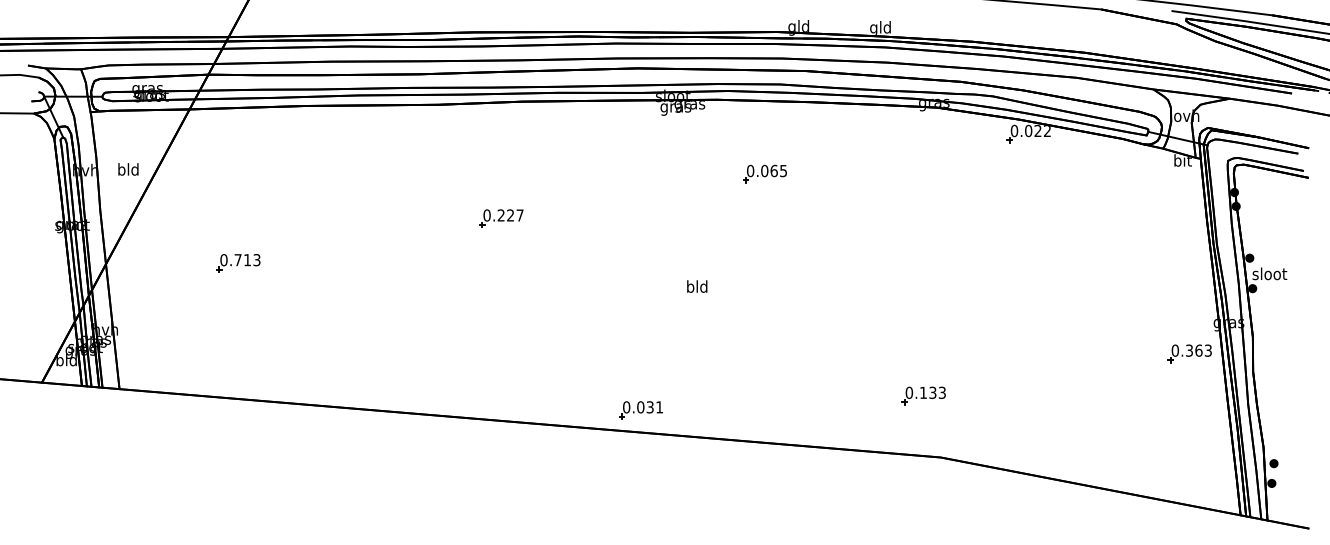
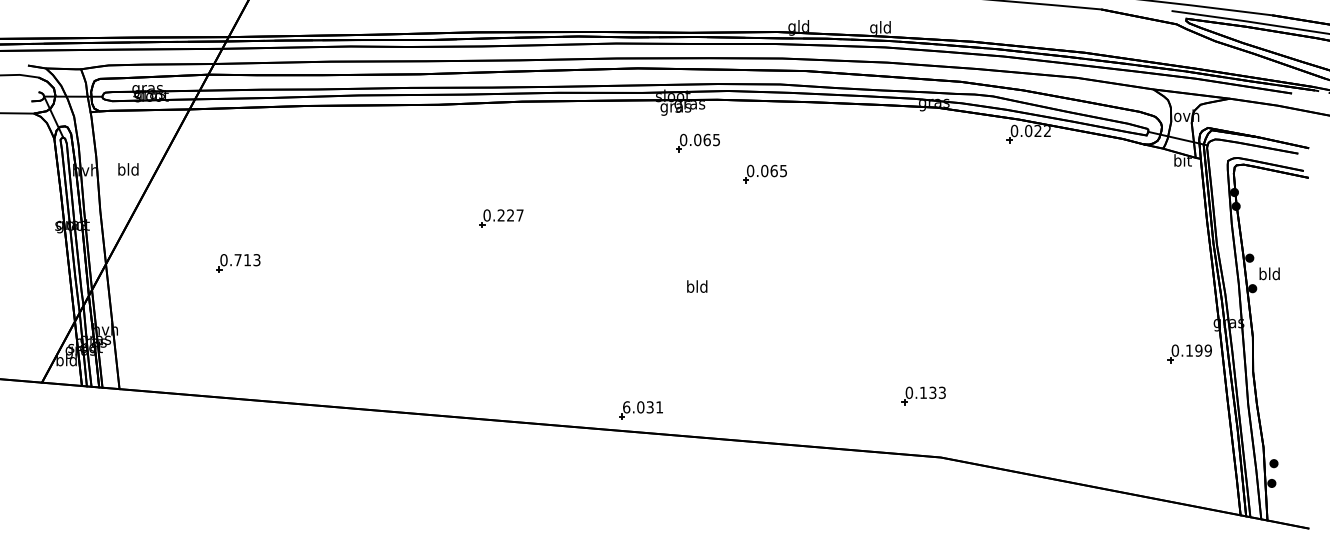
part: none -> present (697, 142)
text: sloot -> bld (1269, 273)
text: 0.363 -> 0.199 (1198, 350)
text: 0.031 -> 6.031 (626, 407)
